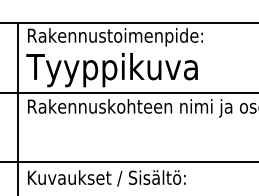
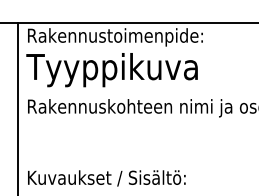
line: present -> none (128, 92)
line: present -> none (128, 162)
